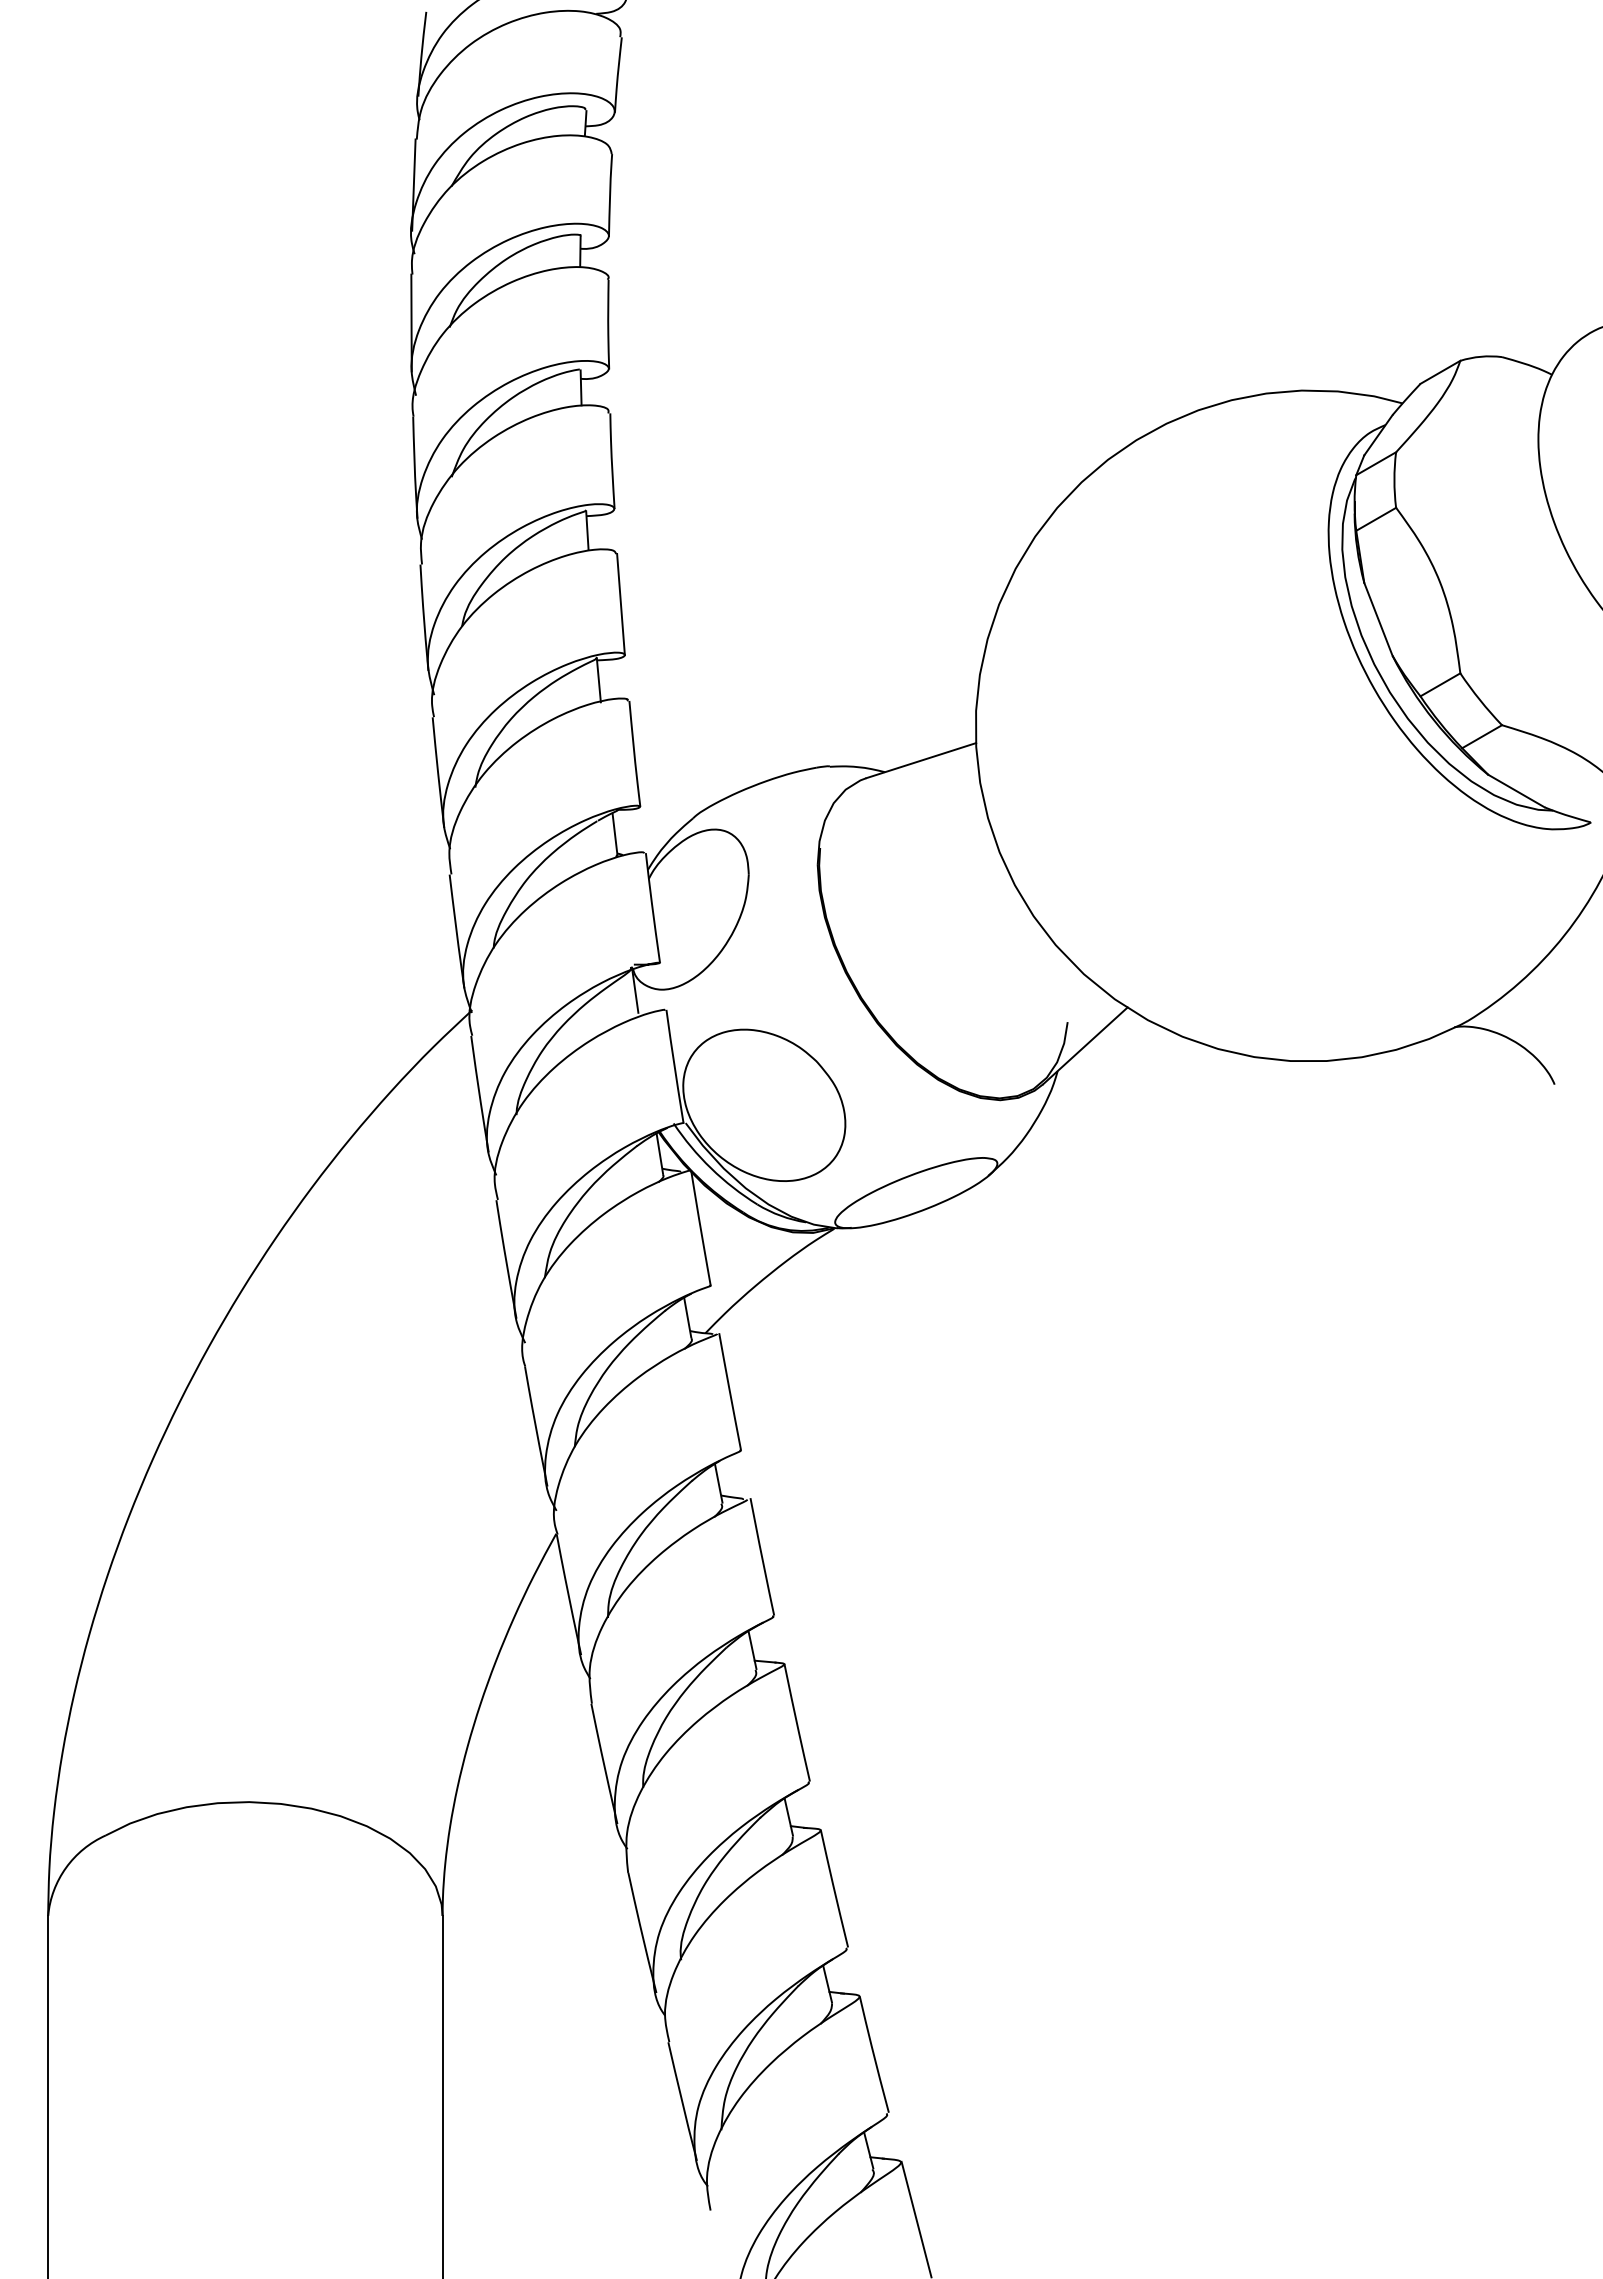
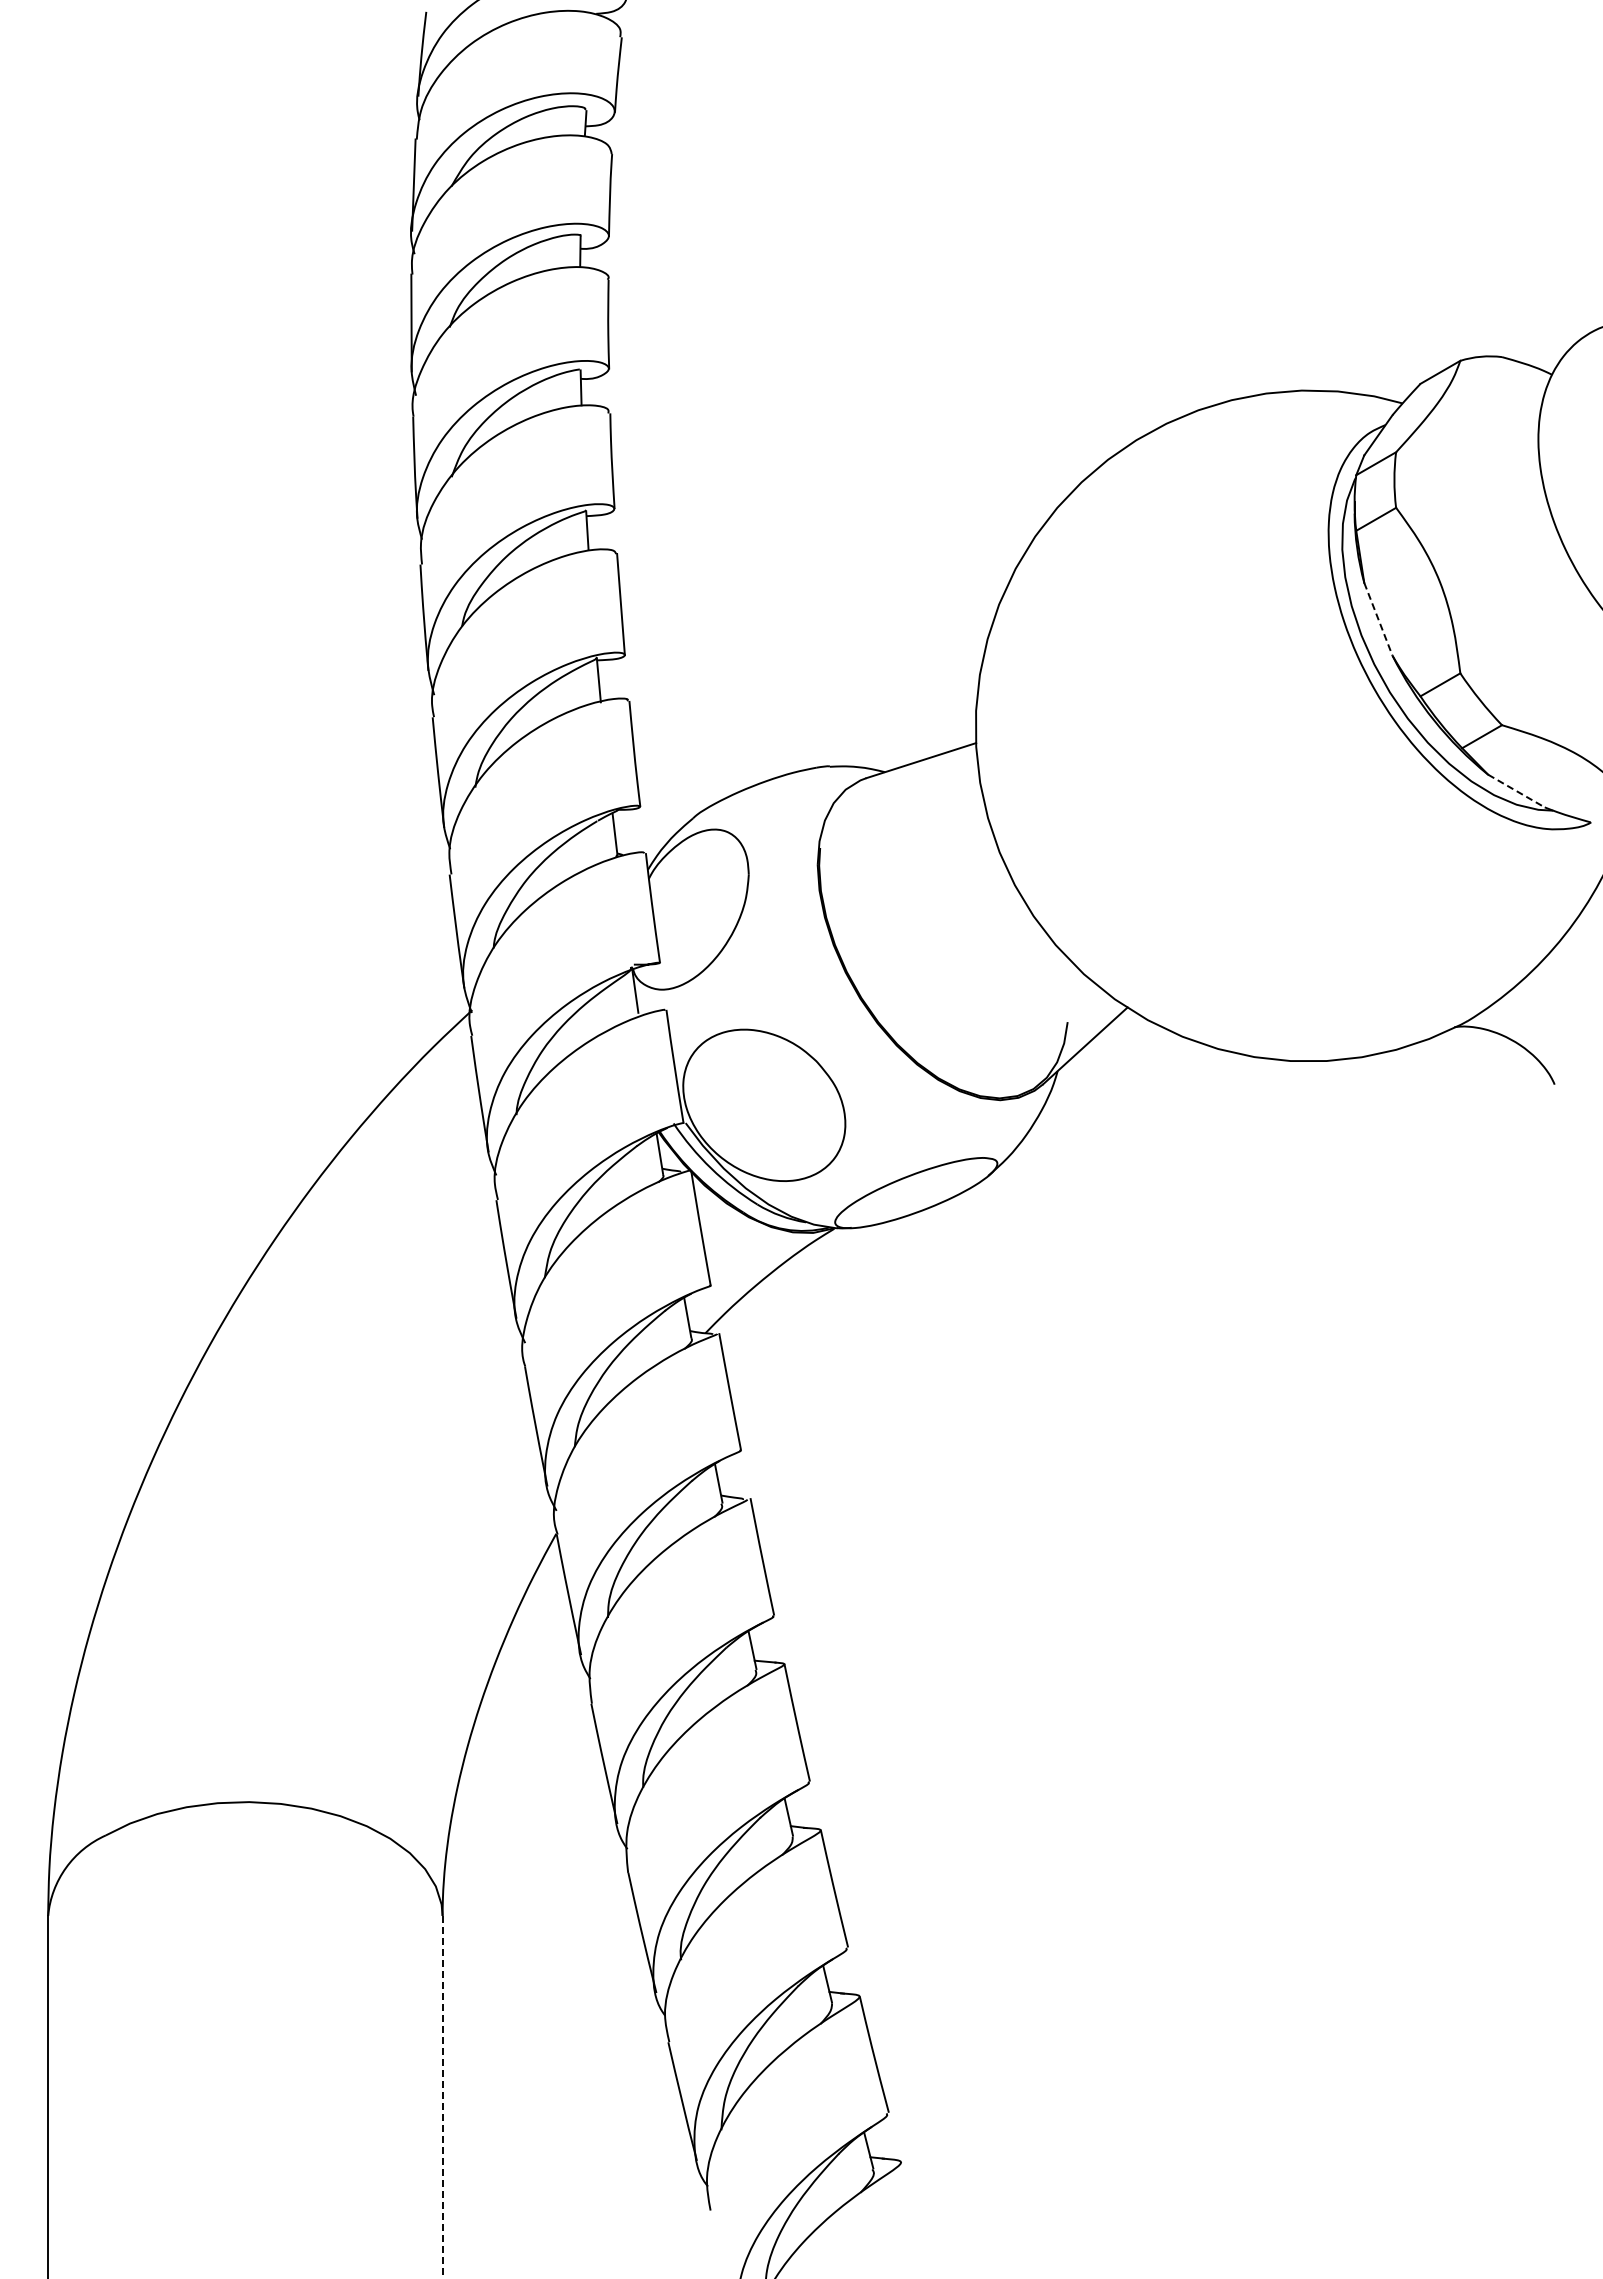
line: solid -> dashed (1378, 619)
line: solid -> dashed (1516, 791)
line: solid -> dashed (442, 2096)
line: present -> none (916, 2218)
